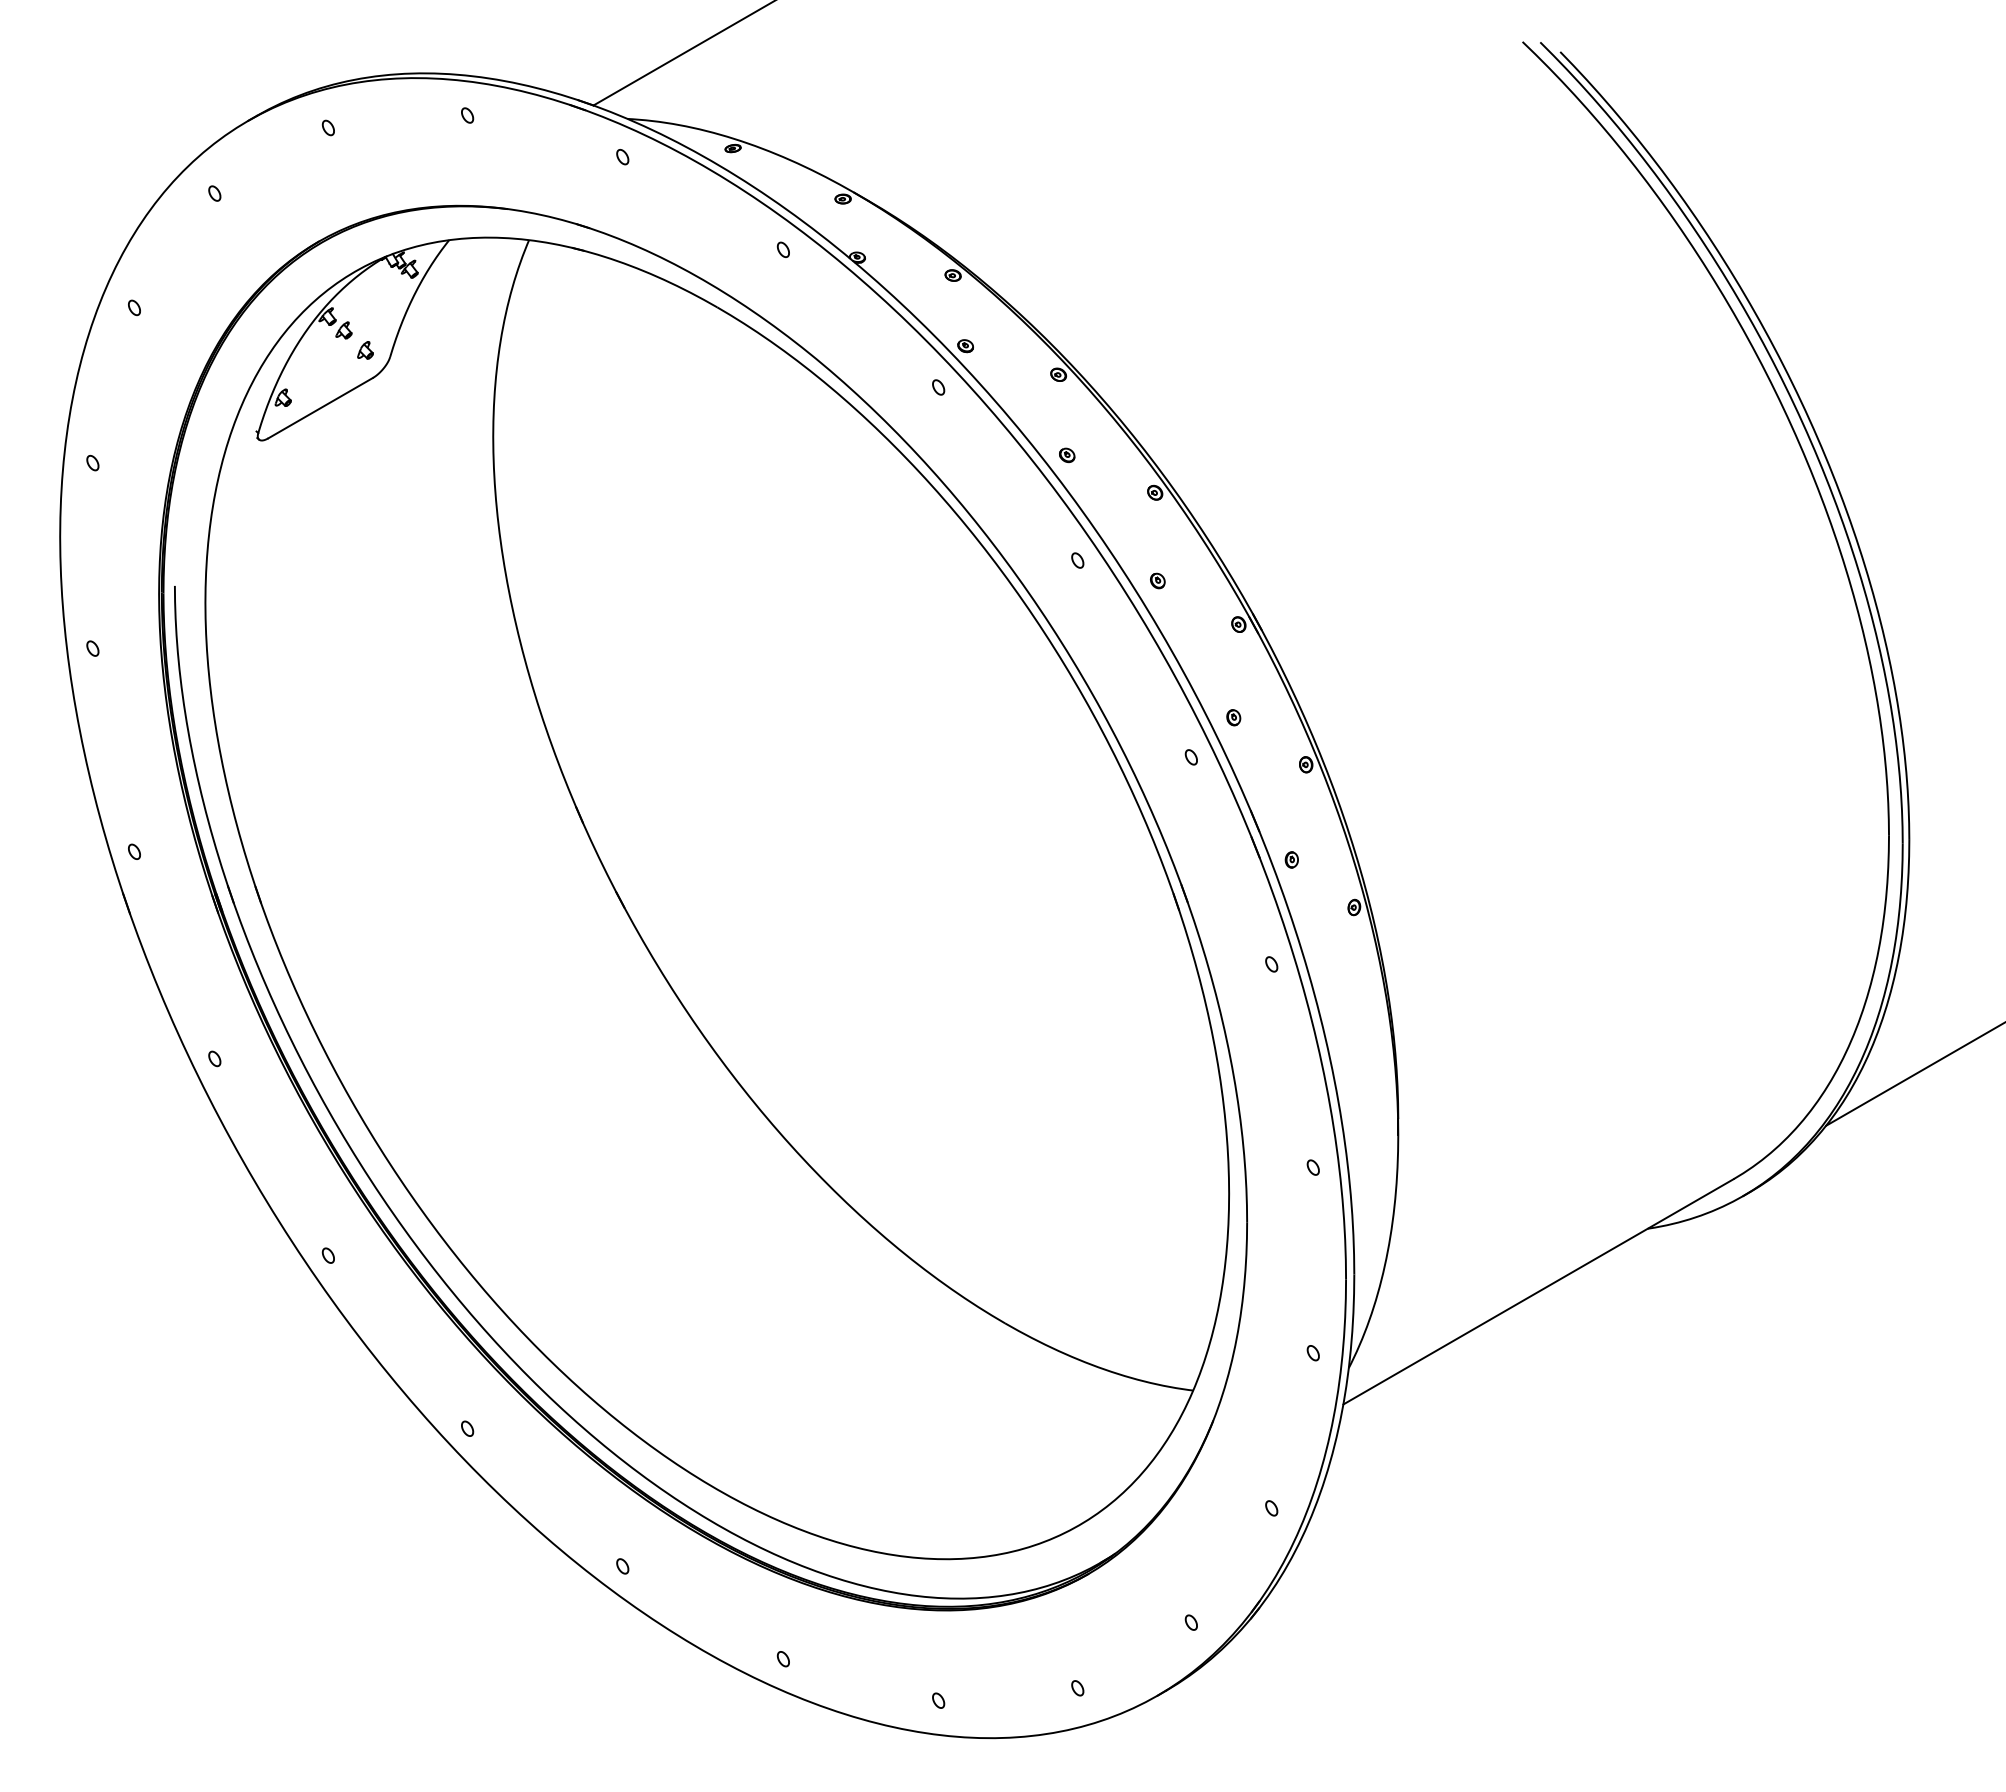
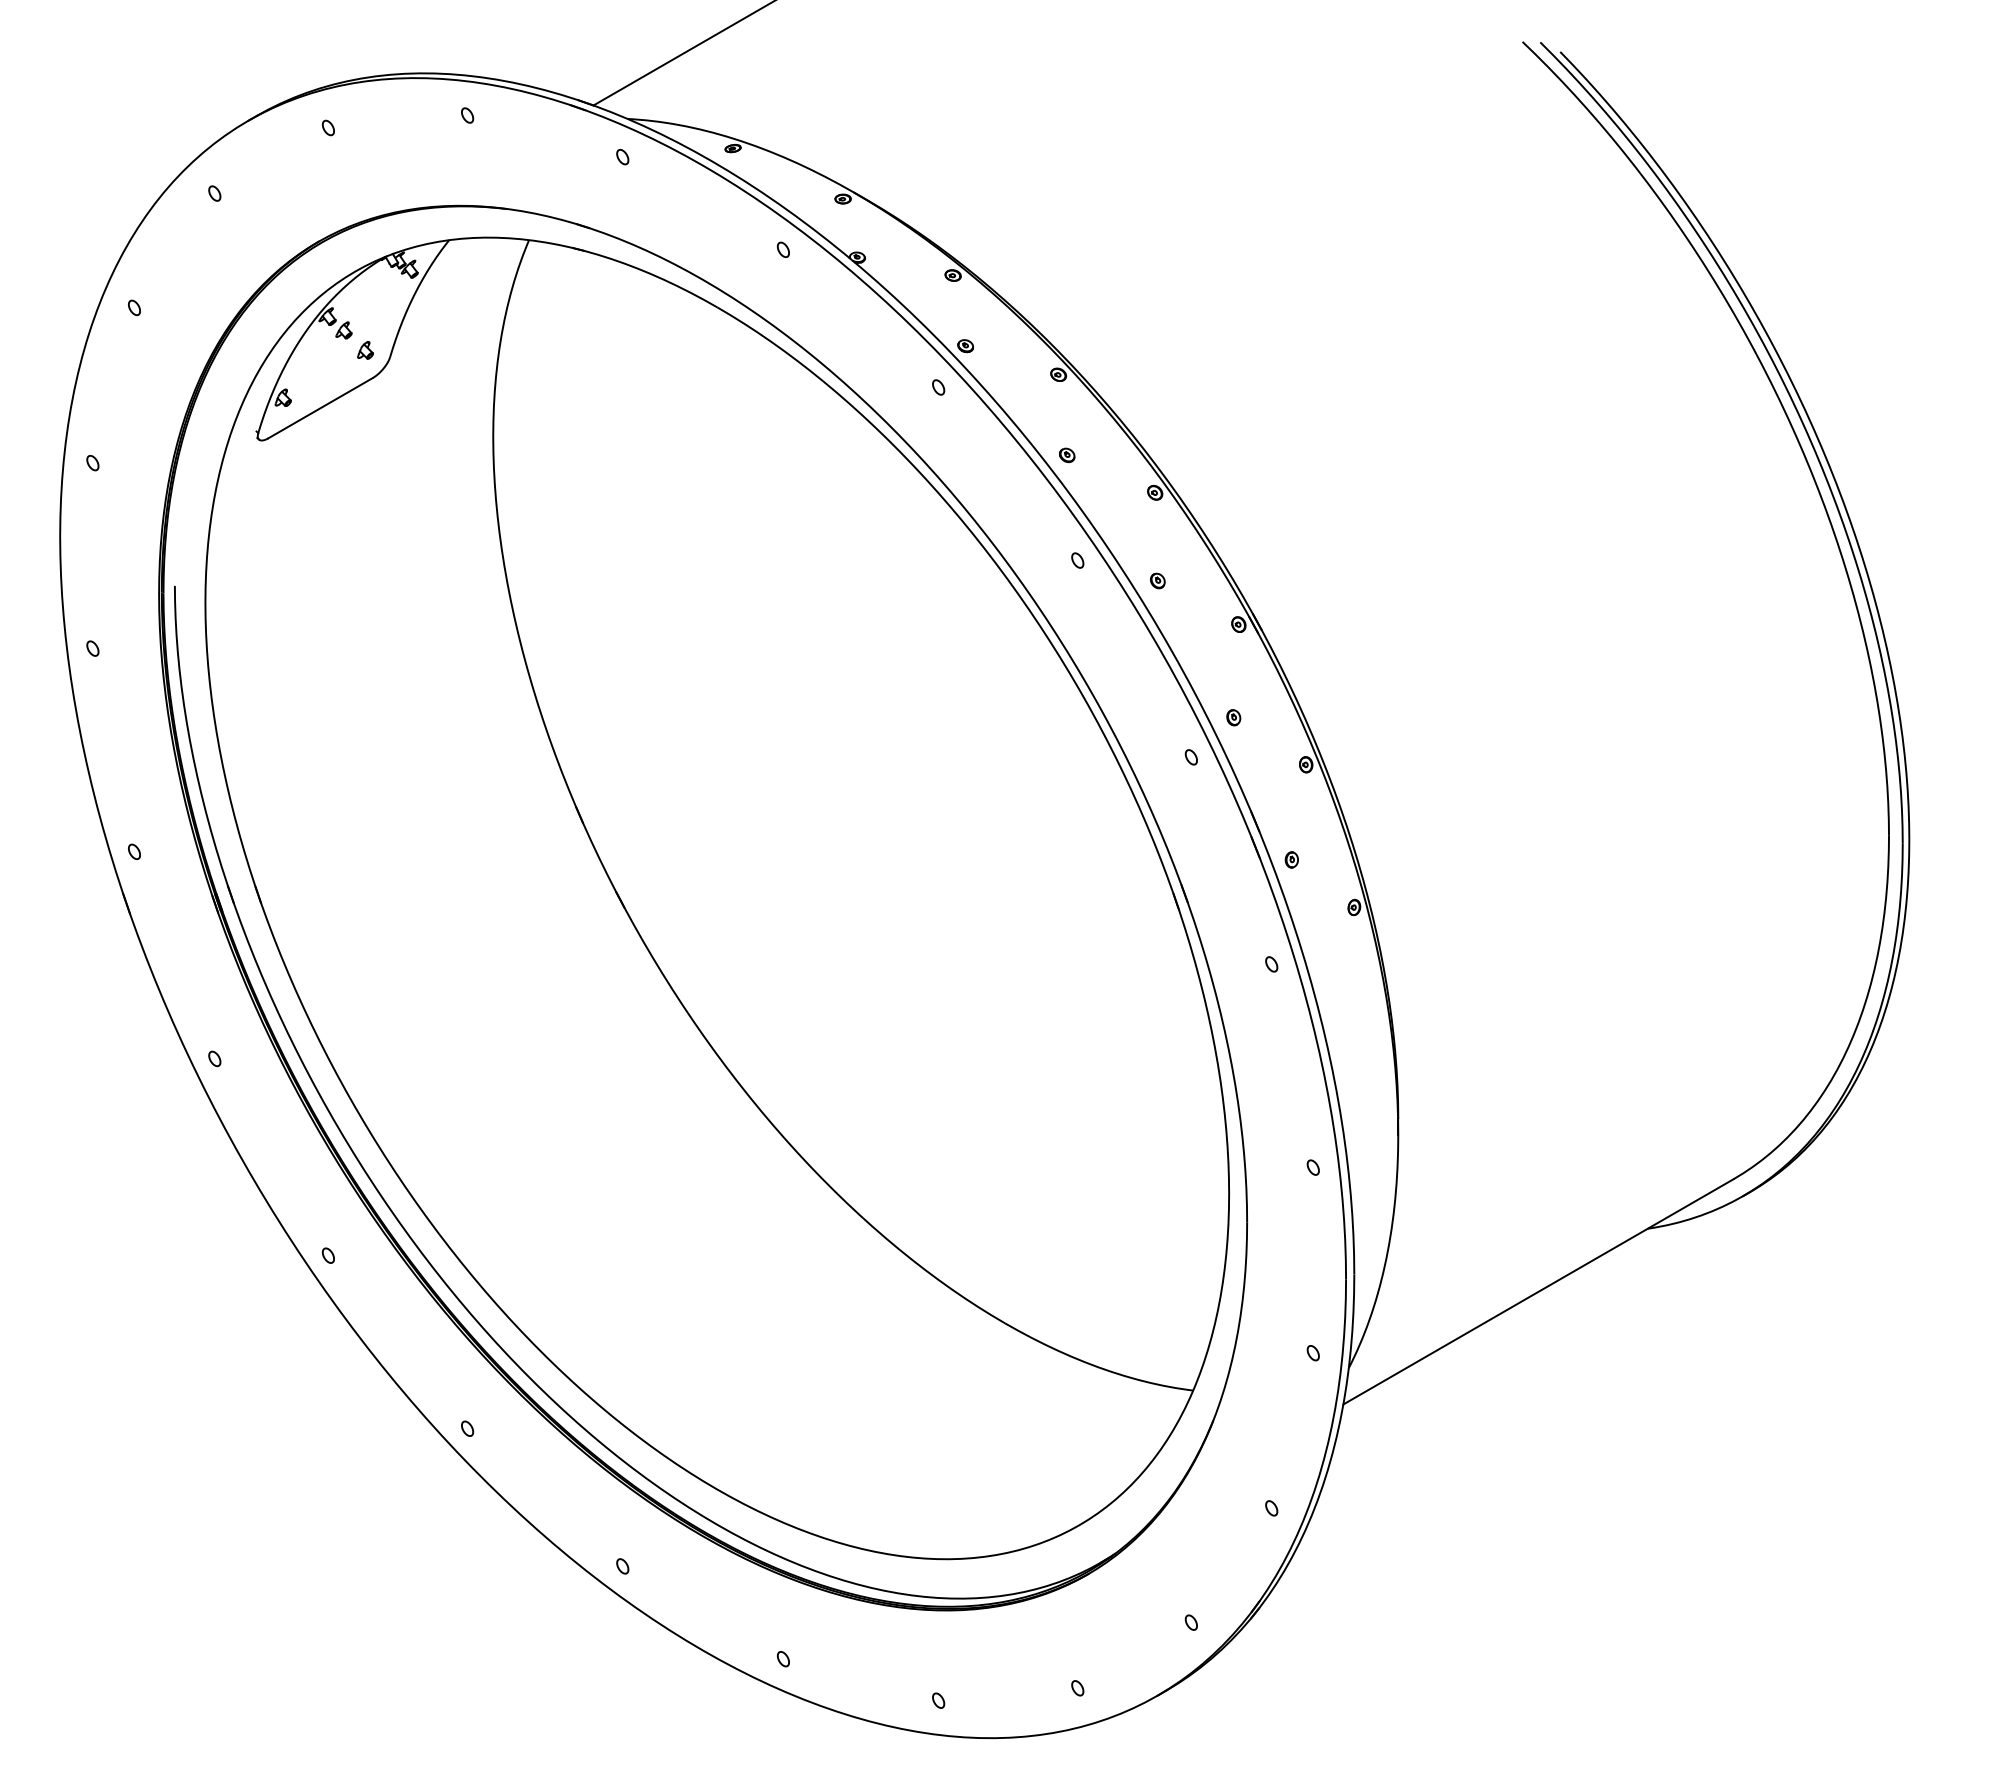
line: present -> none (1914, 1074)
